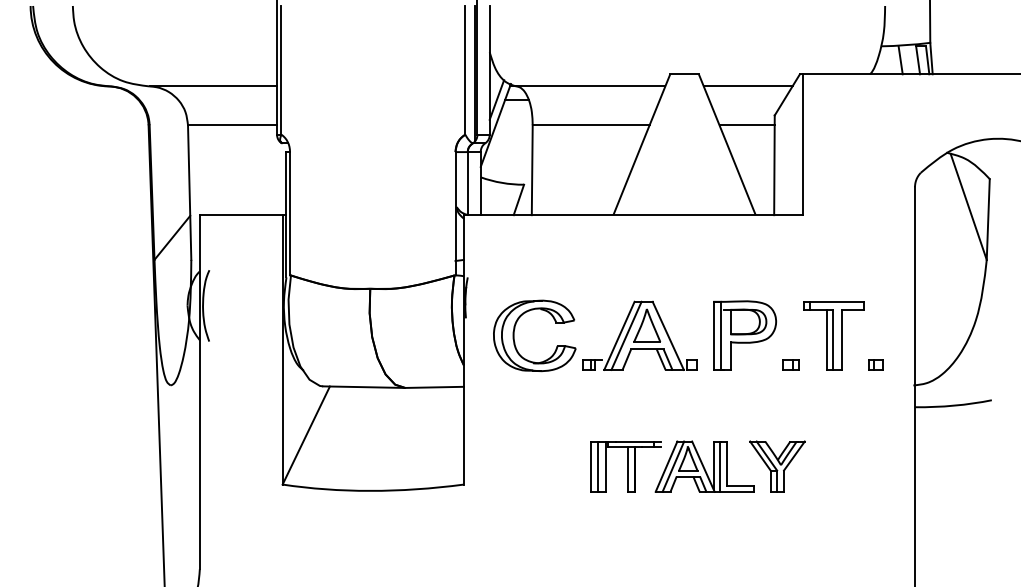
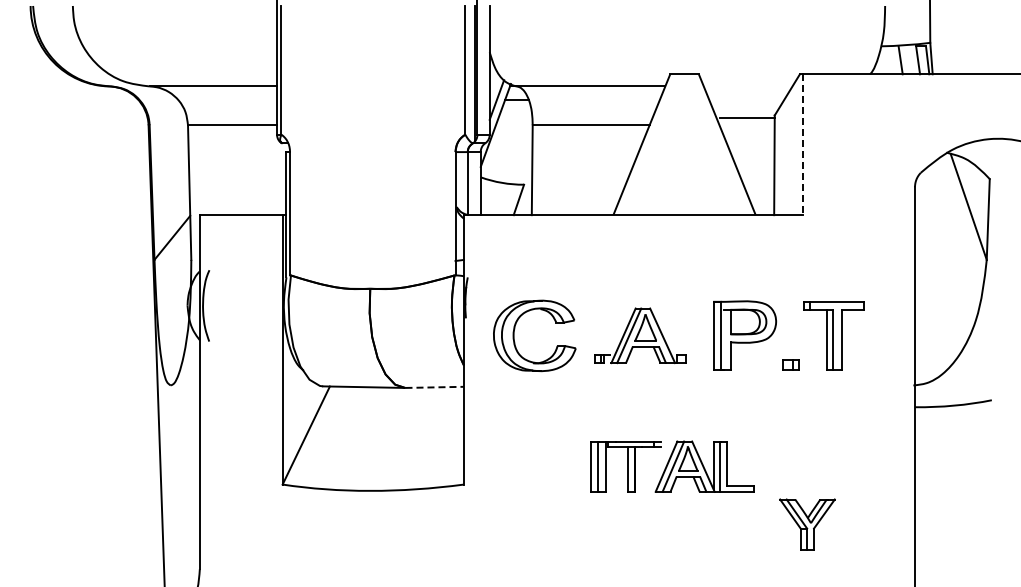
line: present -> none (747, 86)
line position: (746, 125) -> (746, 118) (746, 118)
line: solid -> dashed (803, 145)
part size: 116x71 px -> 93x58 px (640, 335)
part: present -> none (875, 364)
line: solid -> dashed (435, 387)
part position: (777, 466) -> (807, 524) (807, 524)
